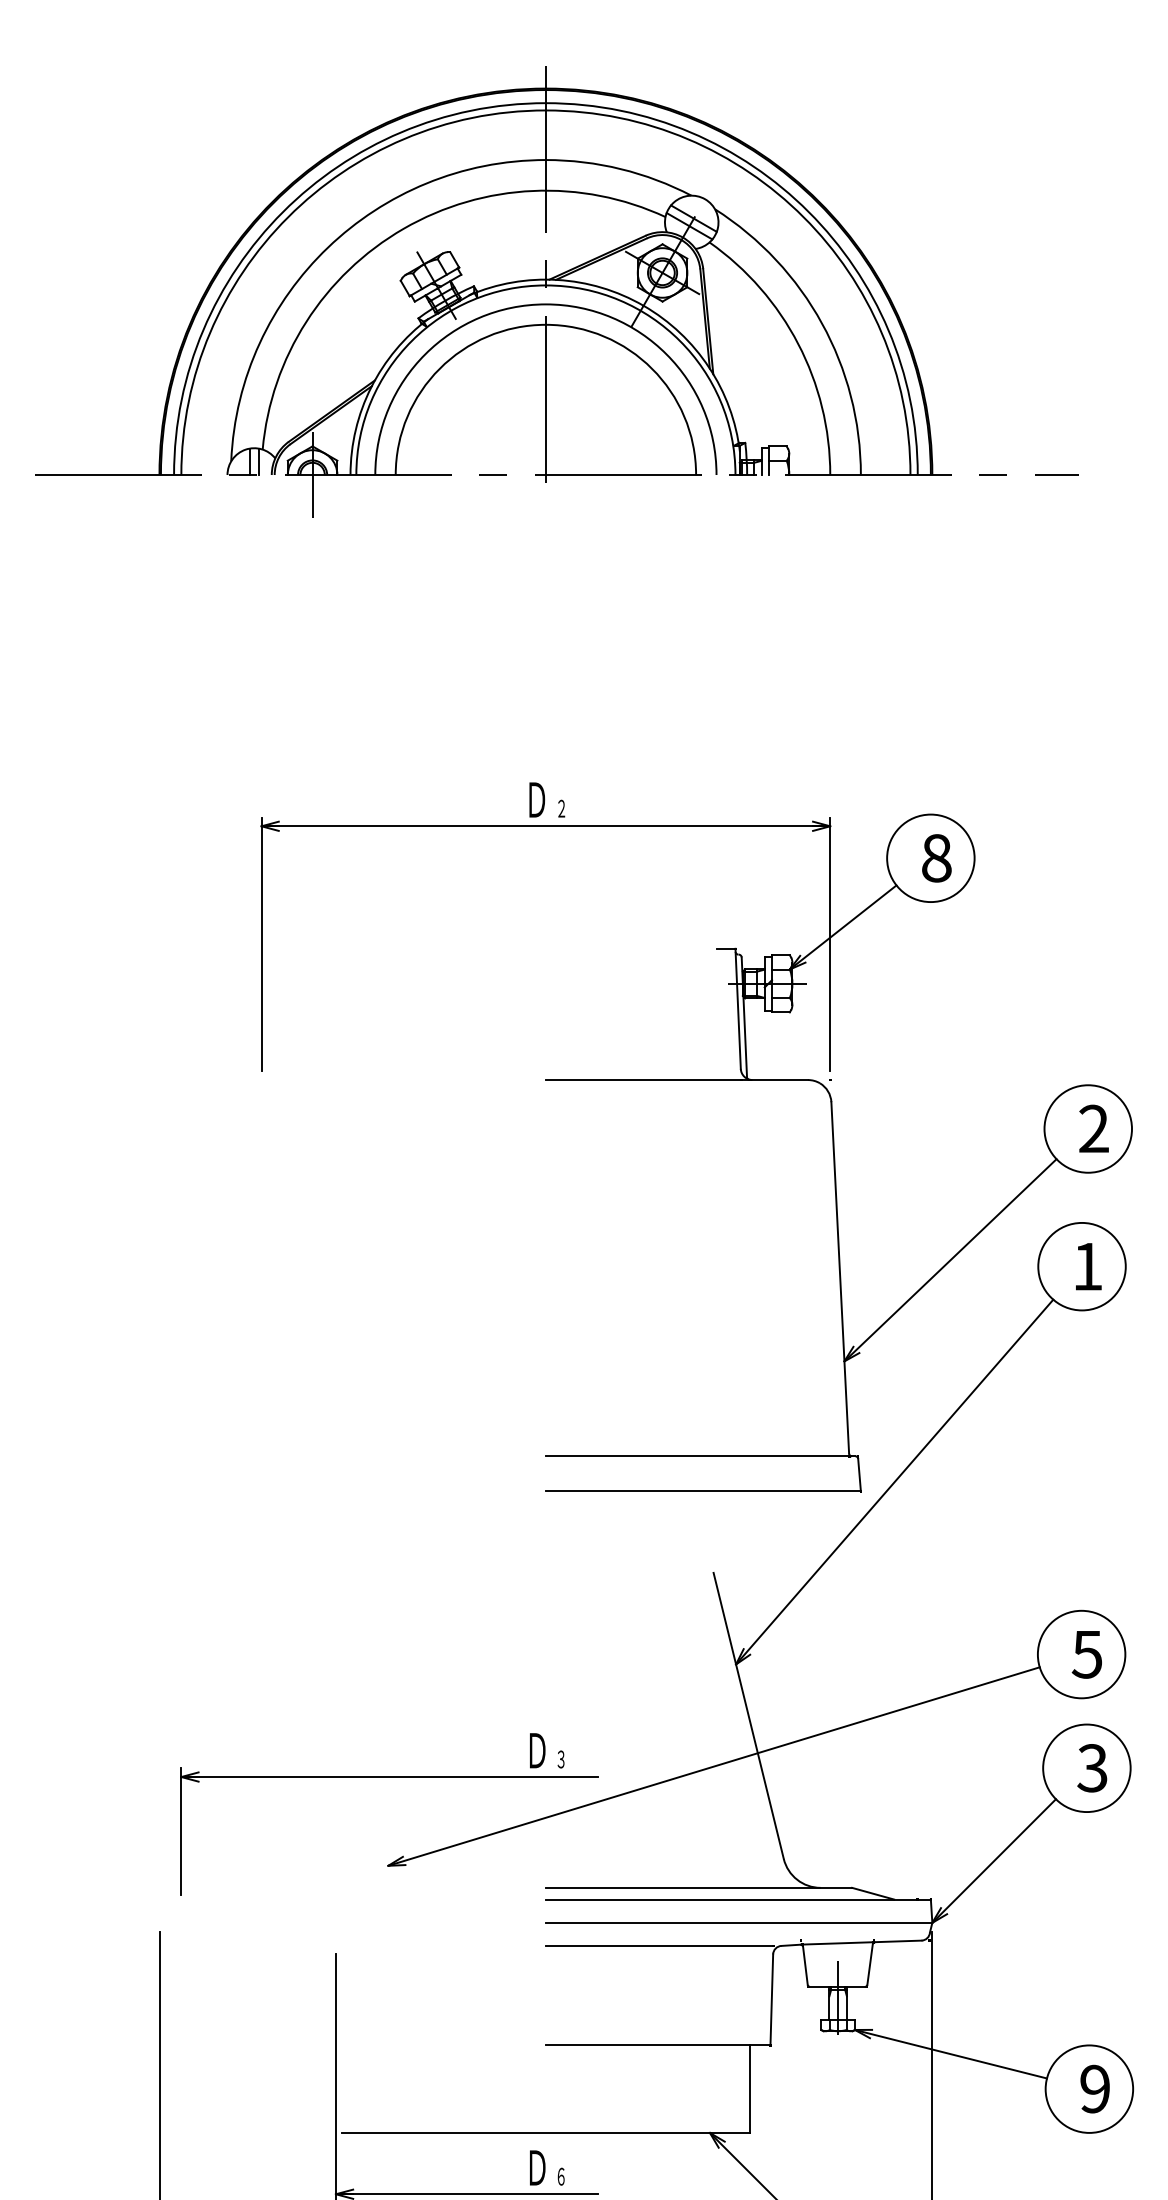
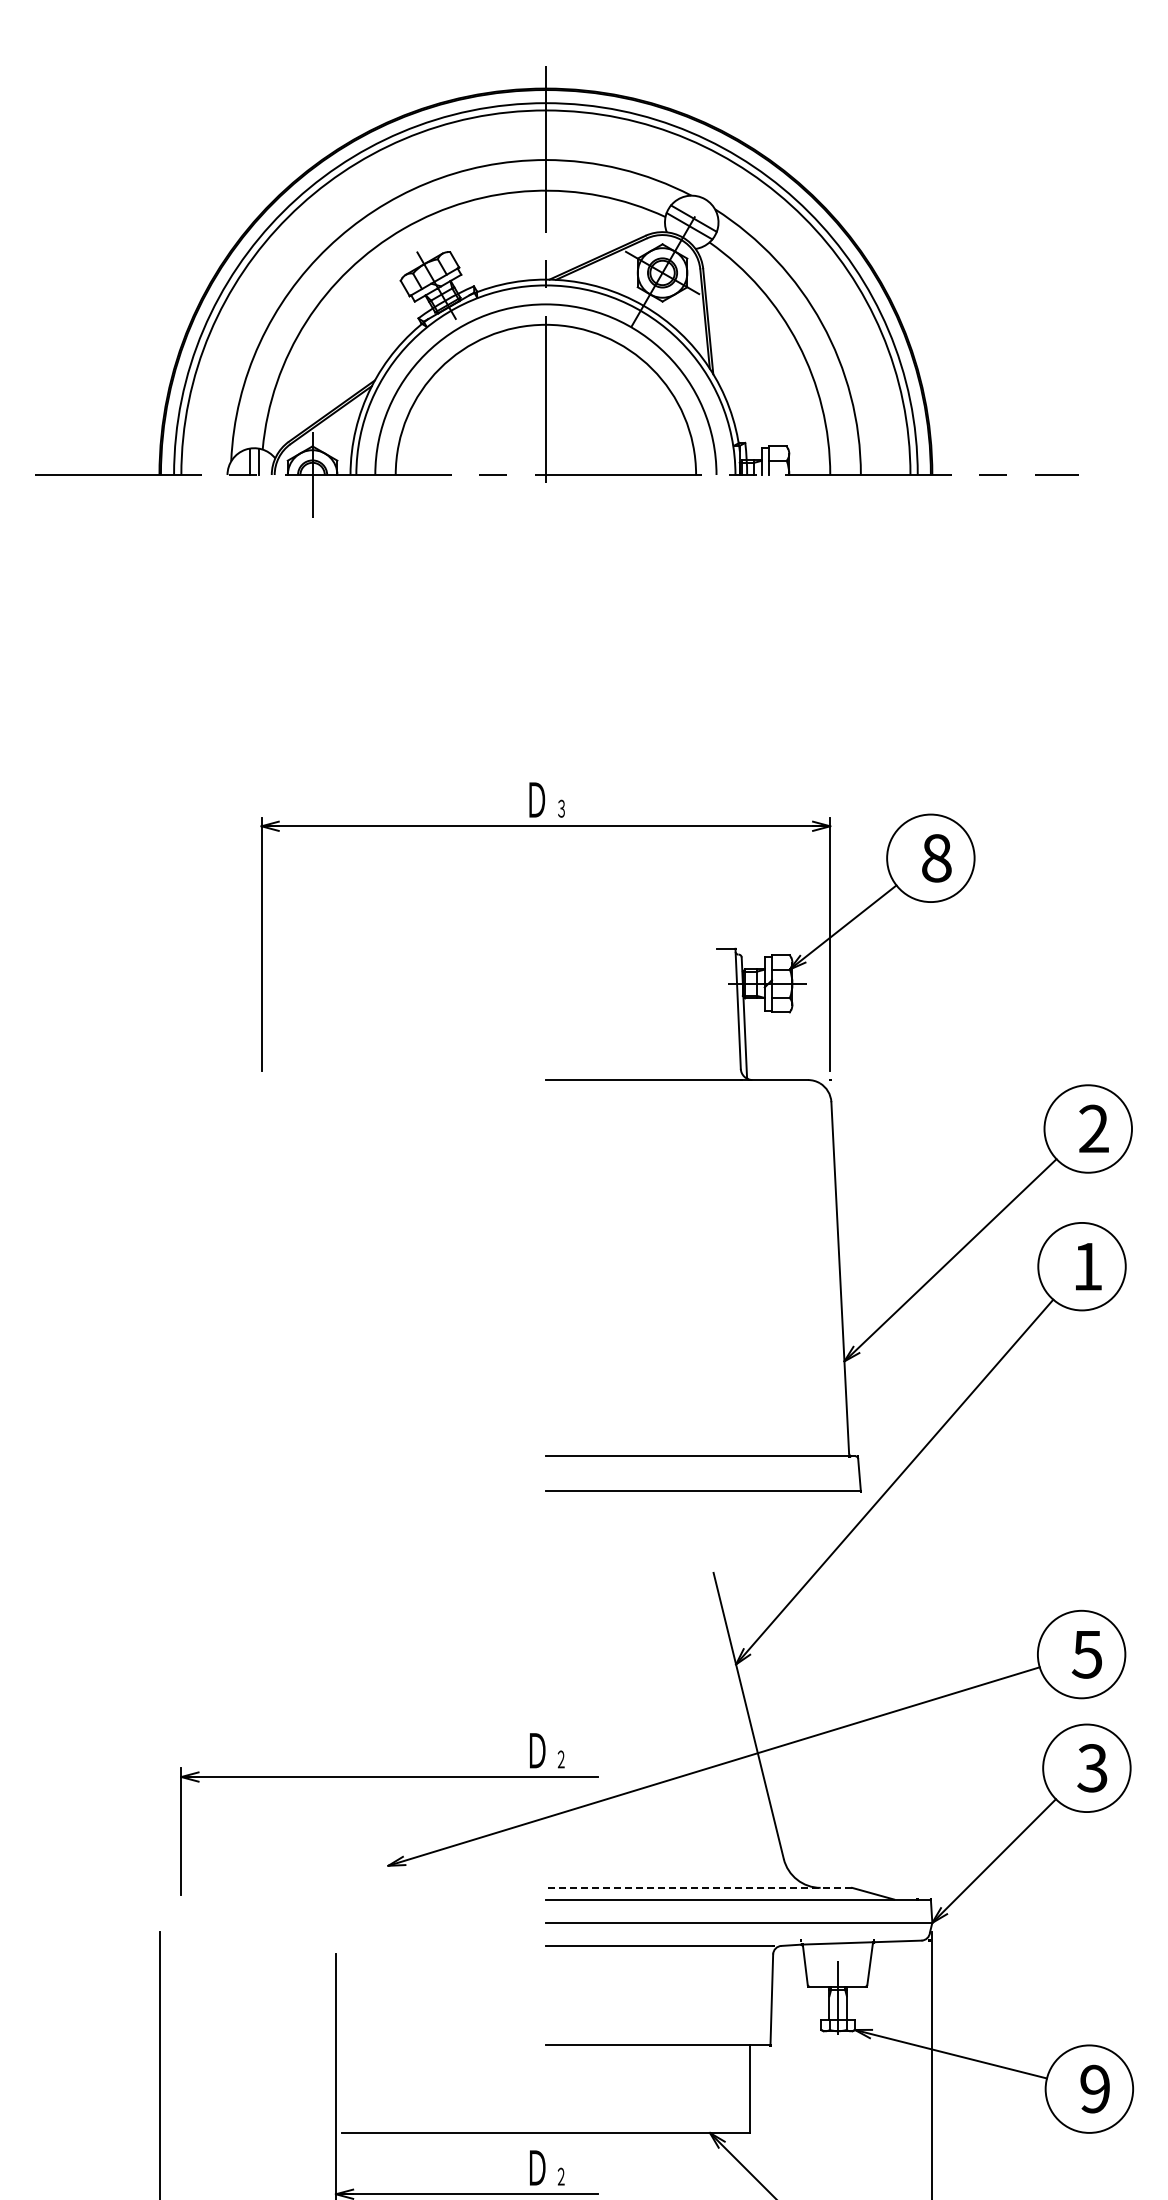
text: ２ -> ３ (561, 808)
text: ３ -> ２ (560, 1759)
line: solid -> dashed (698, 1887)
text: ６ -> ２ (560, 2176)
